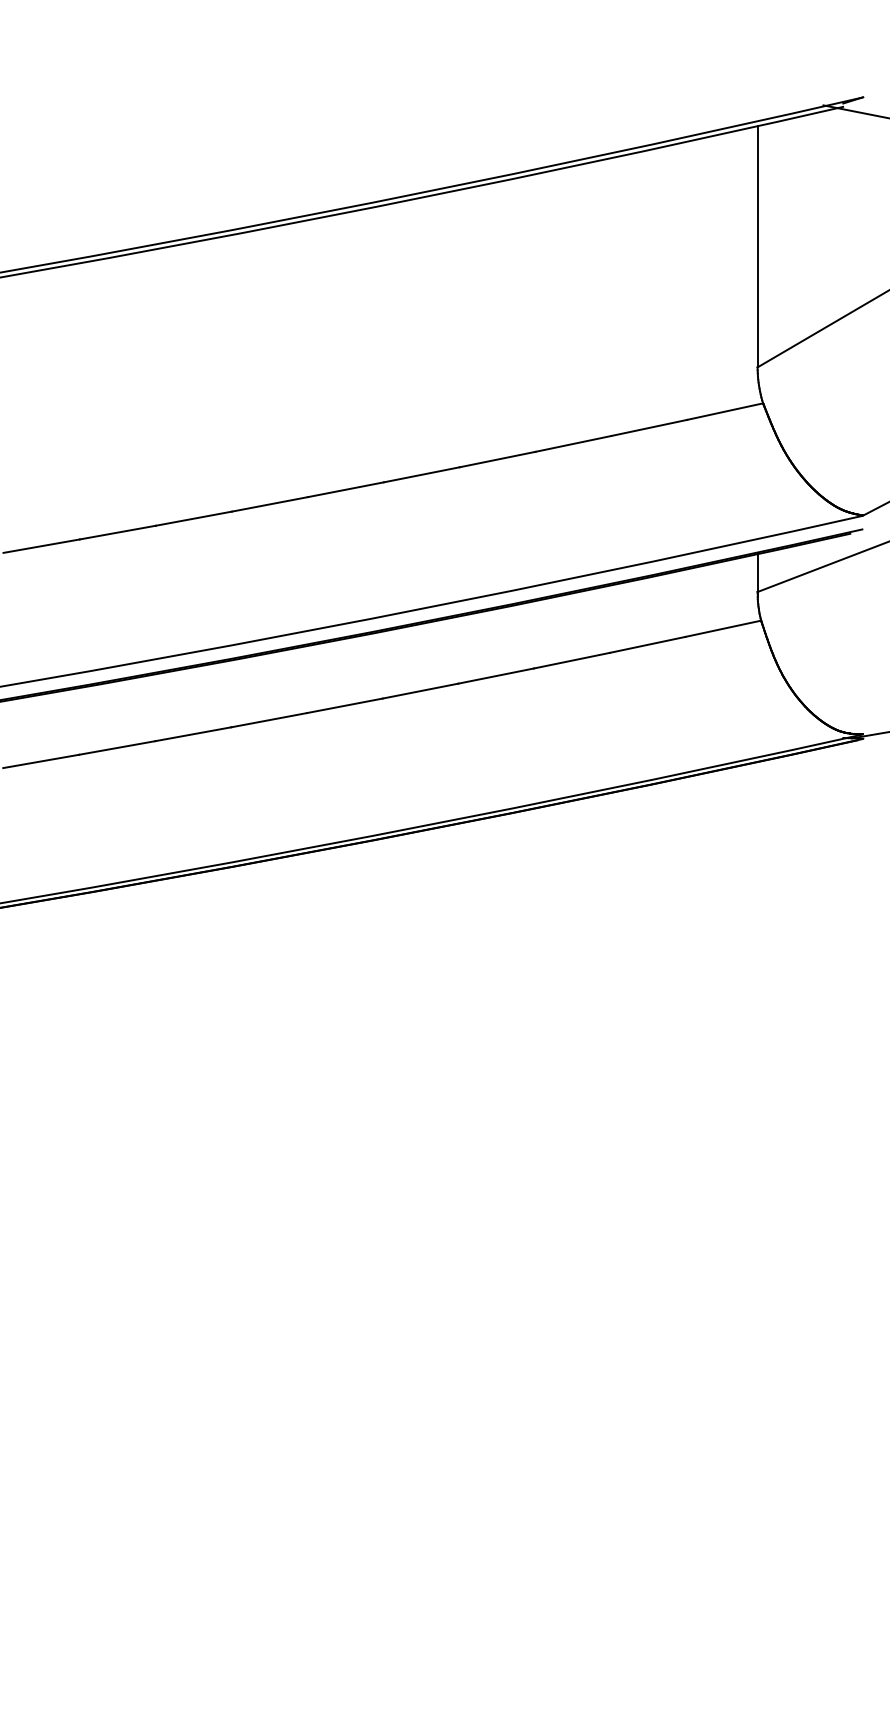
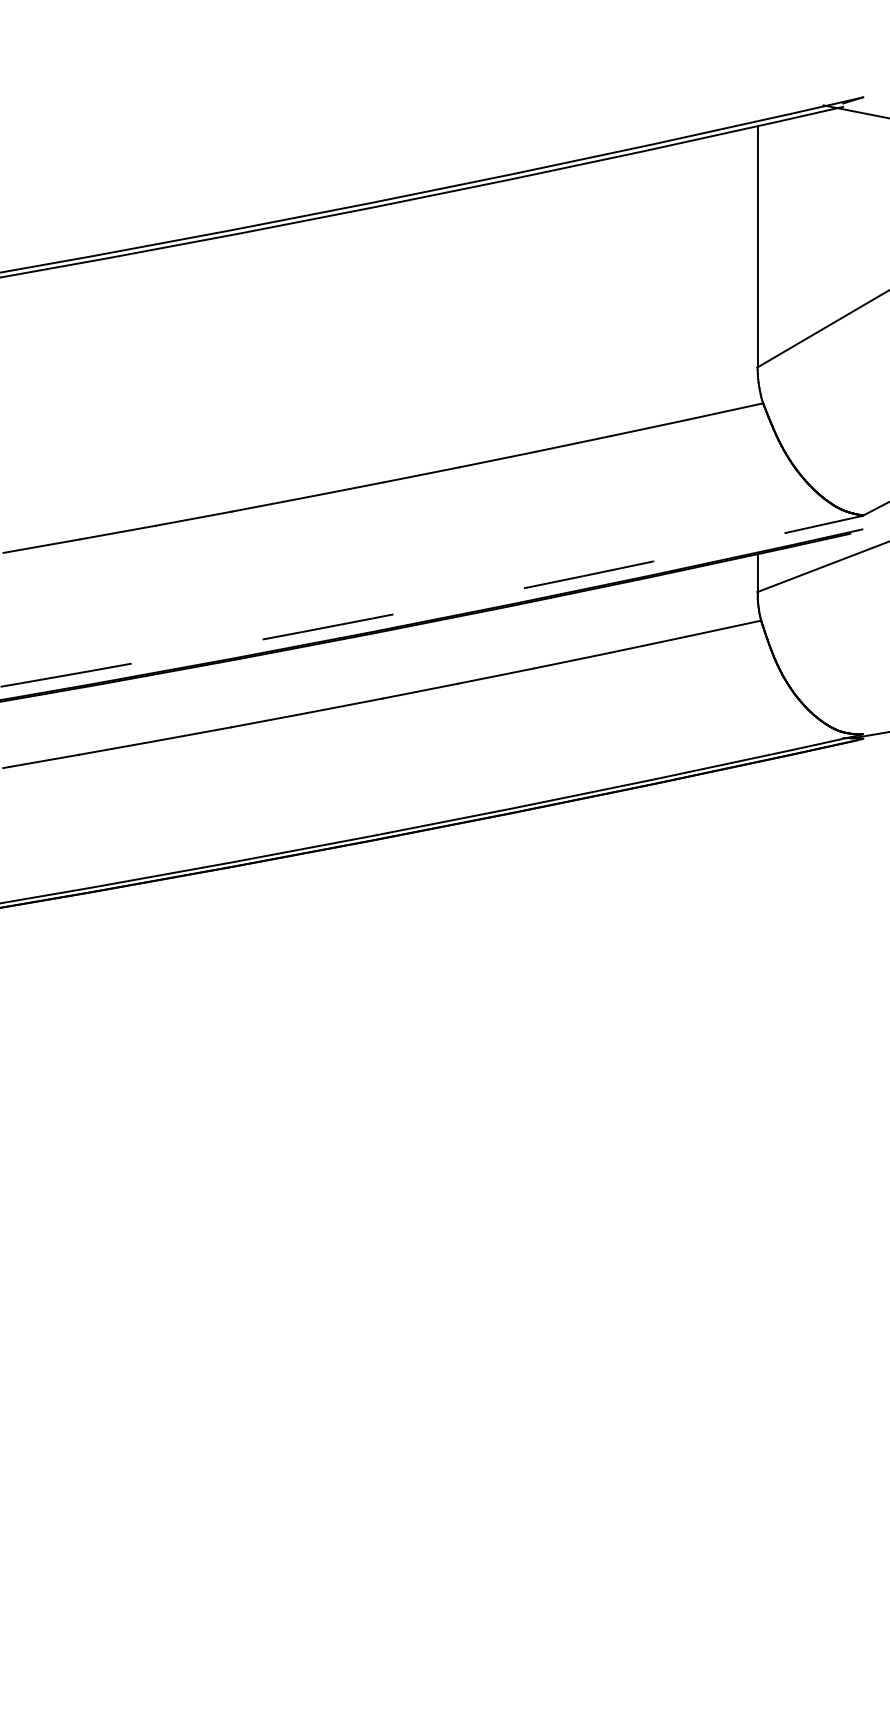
arc: solid -> dashed (433, 606)
